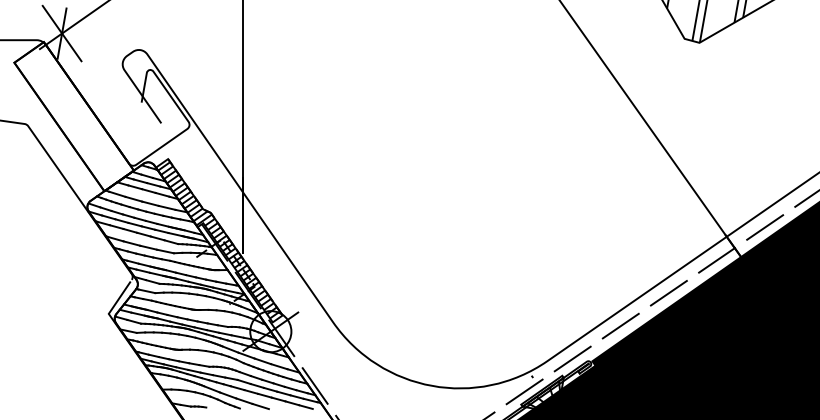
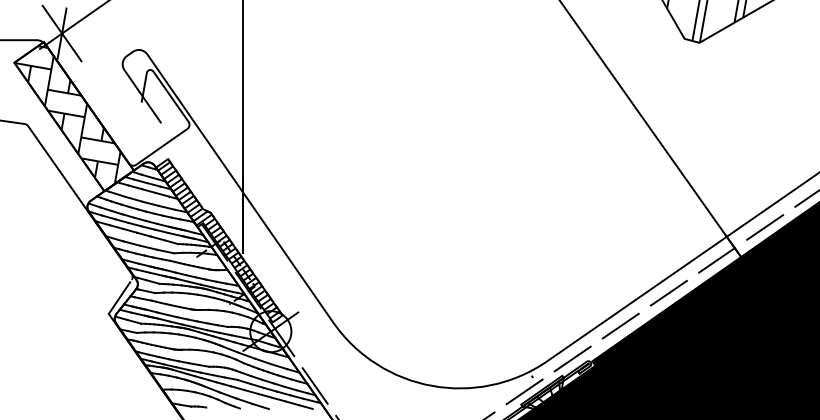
hatch: none -> present (67, 115)
